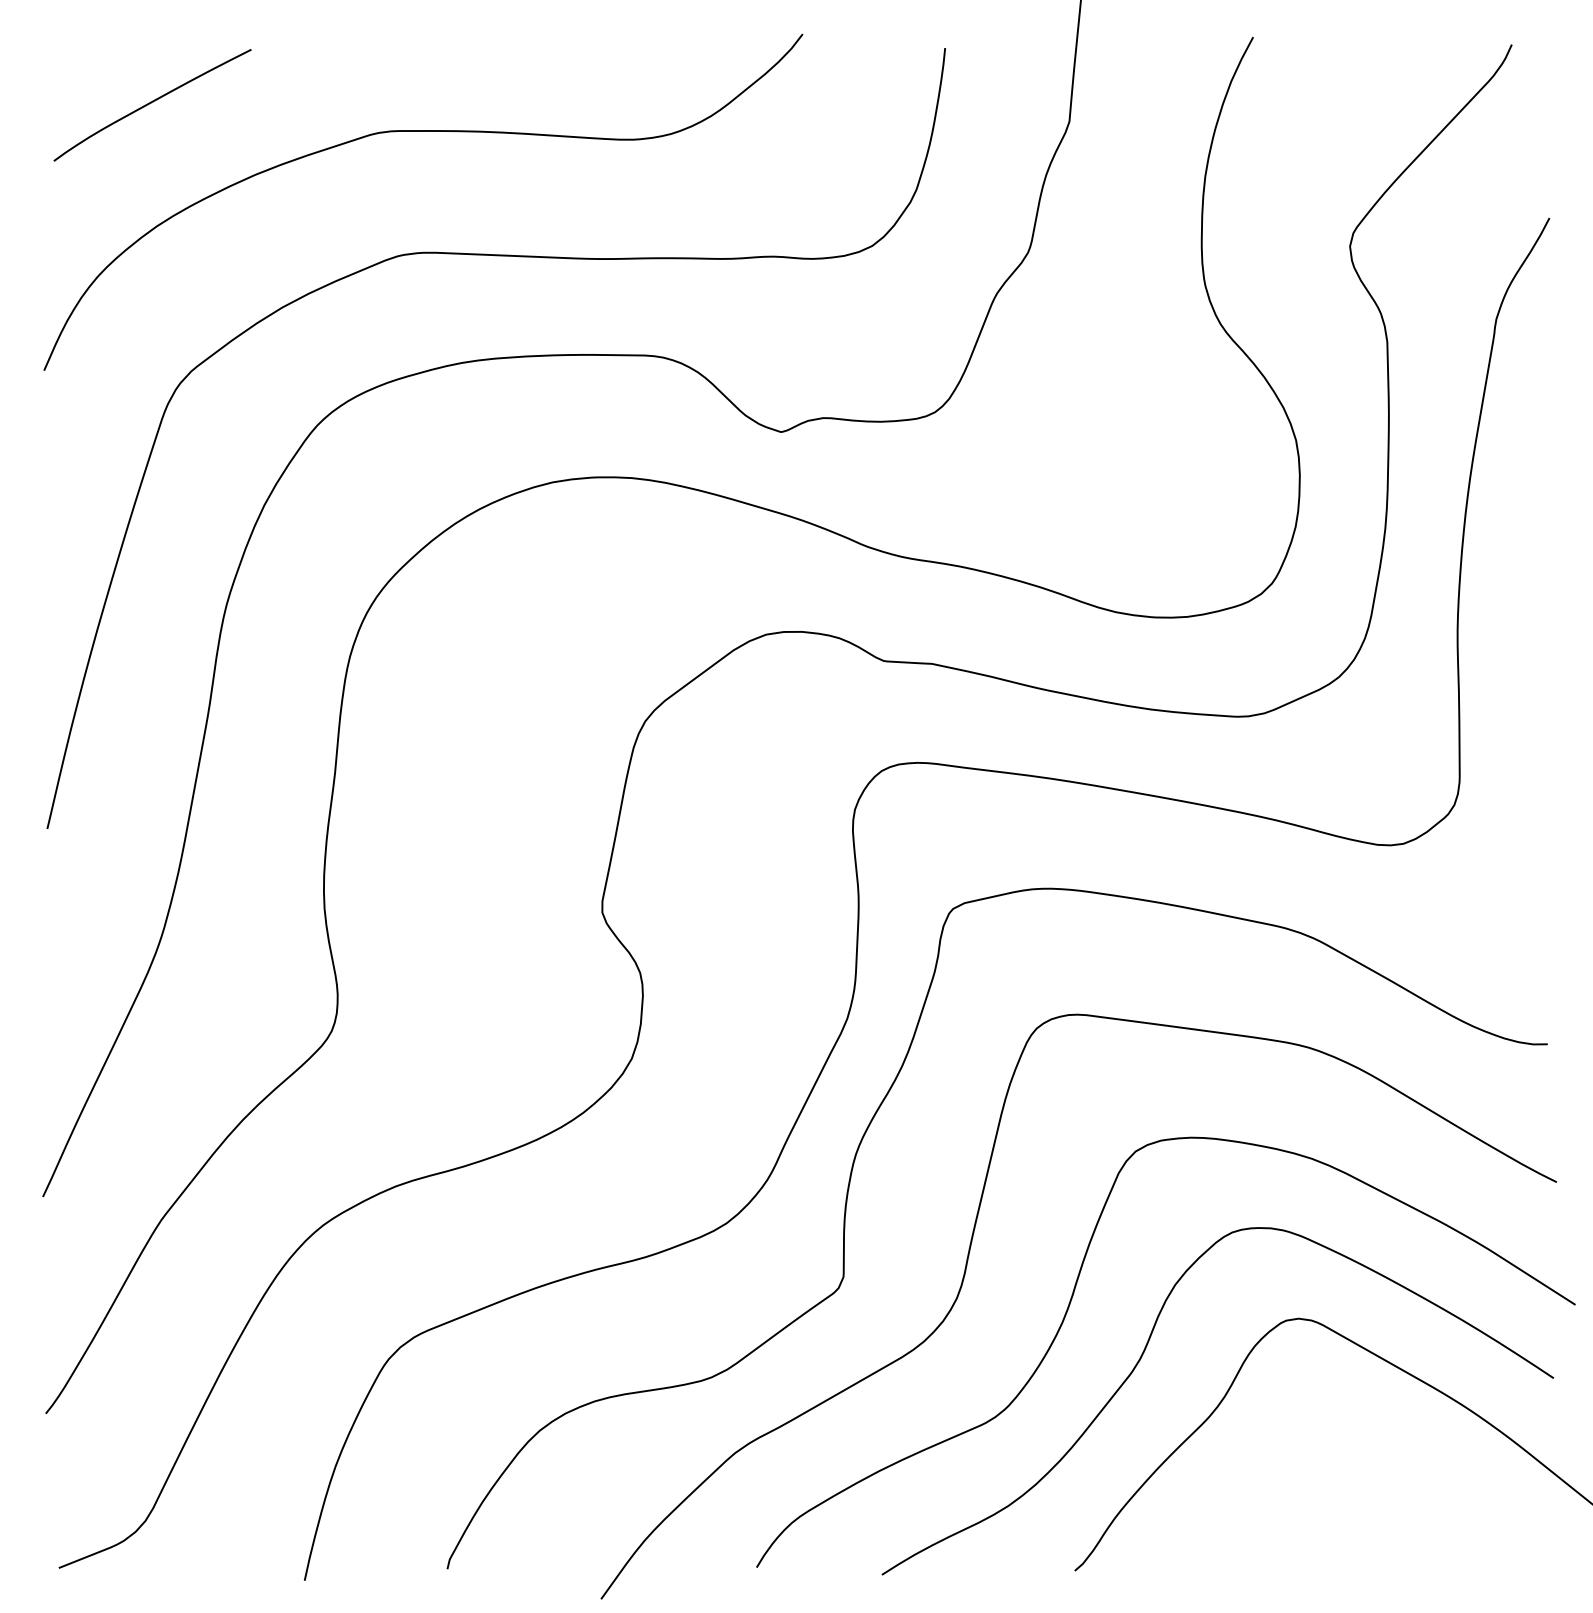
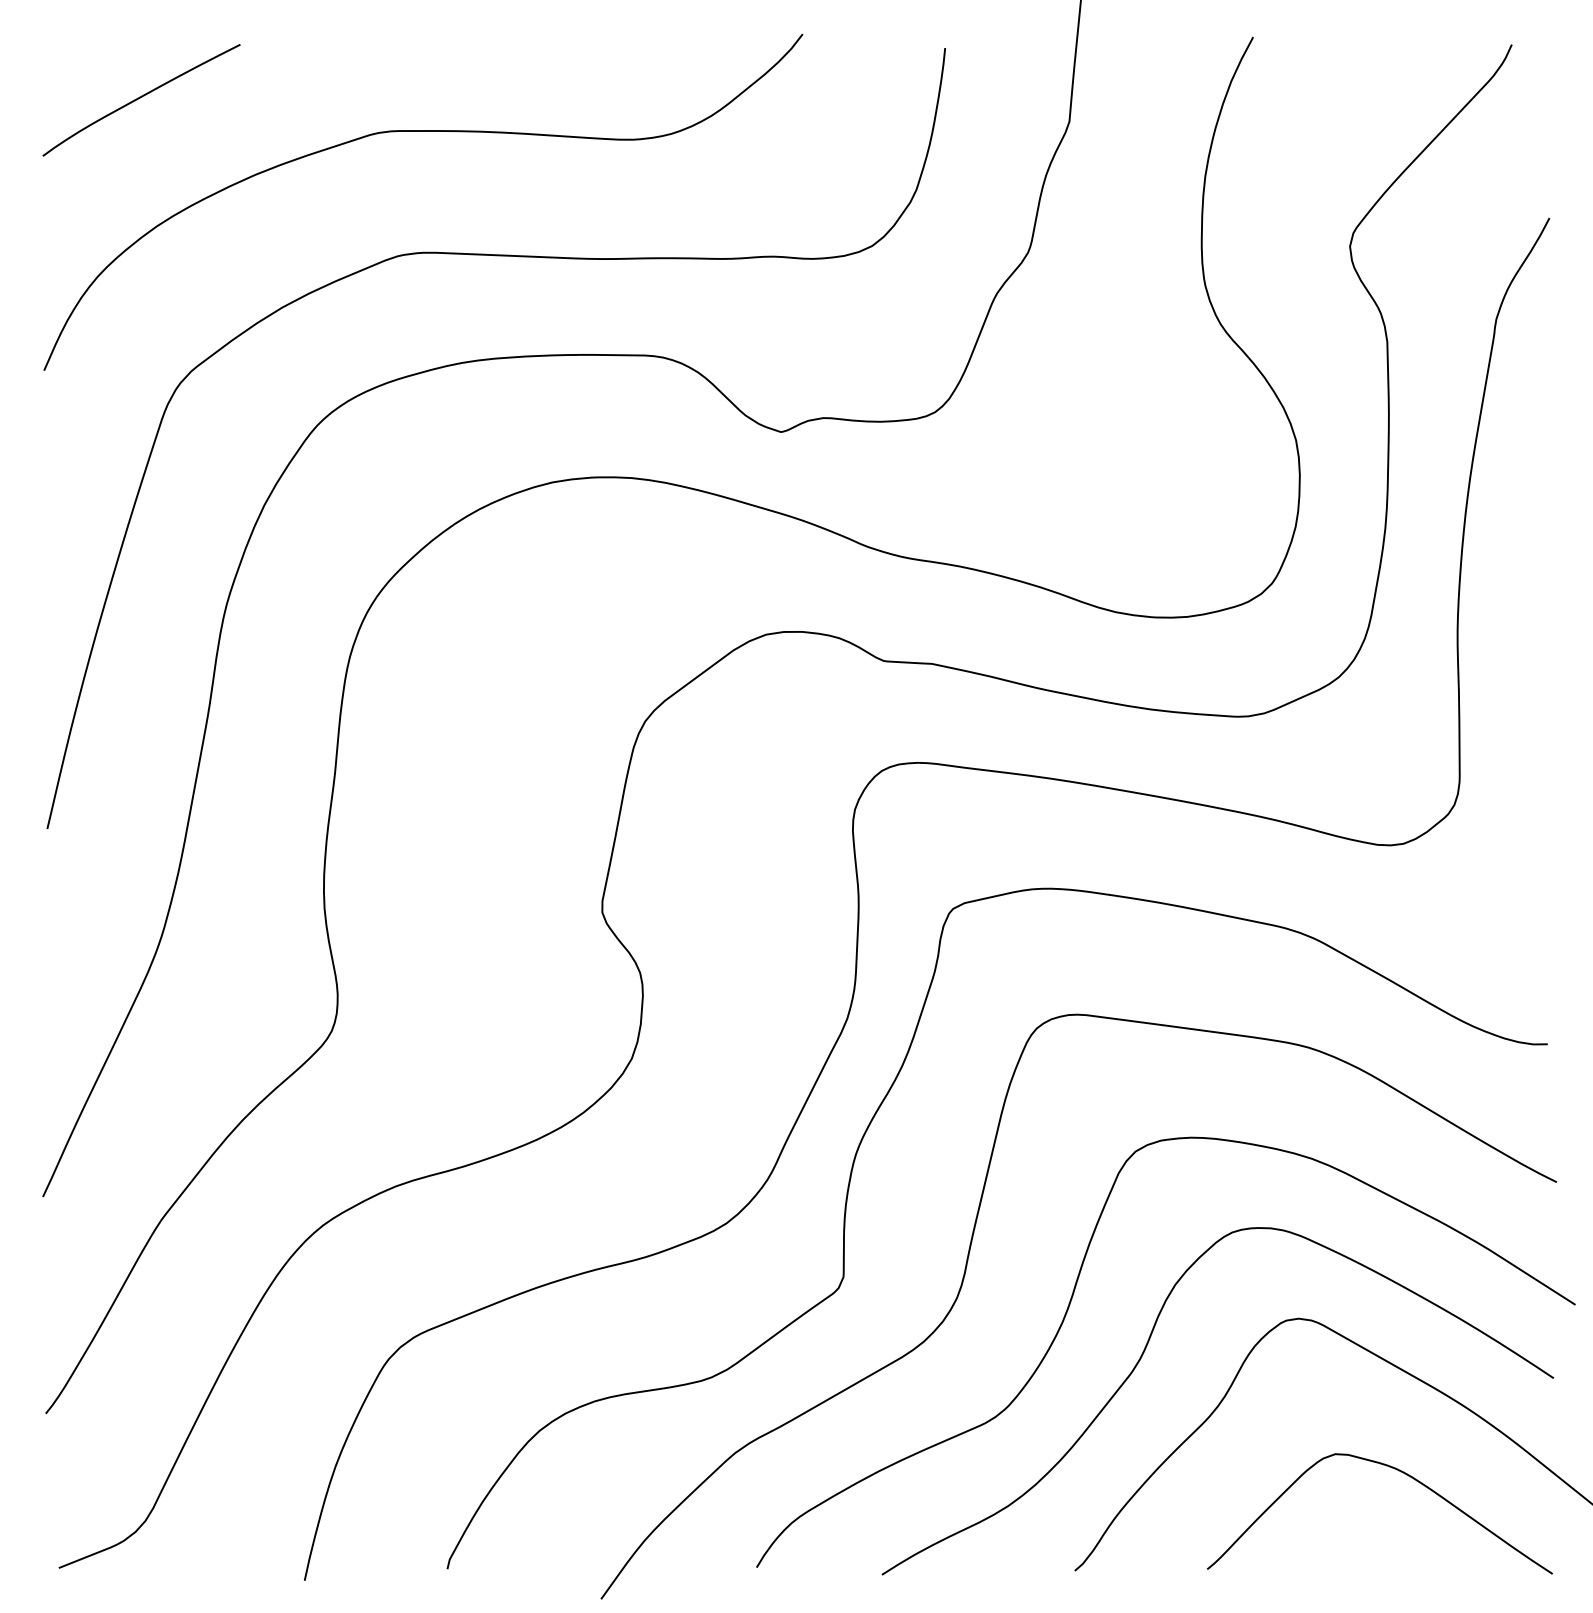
curve position: (151, 103) -> (140, 98) (140, 98)
curve: none -> present (1396, 1470)
